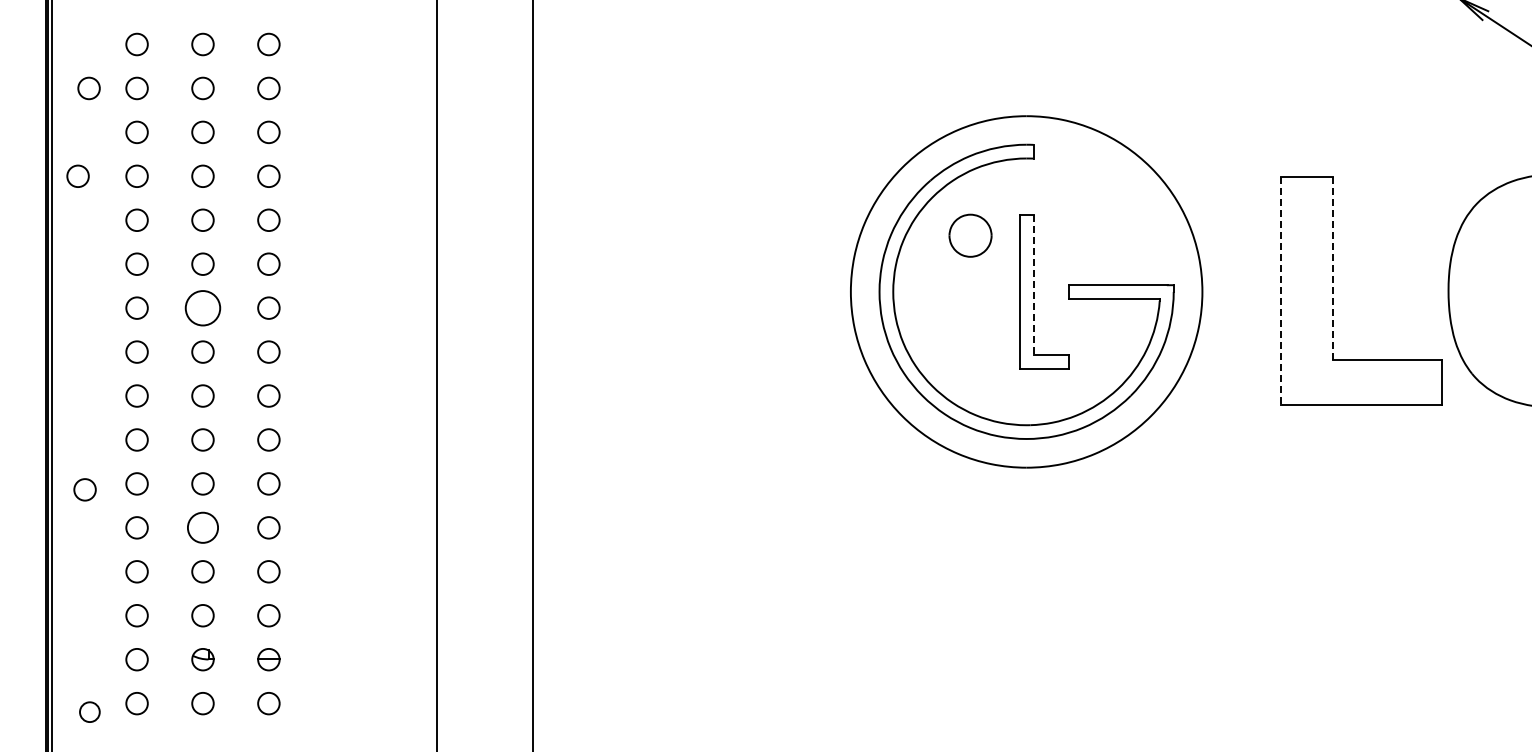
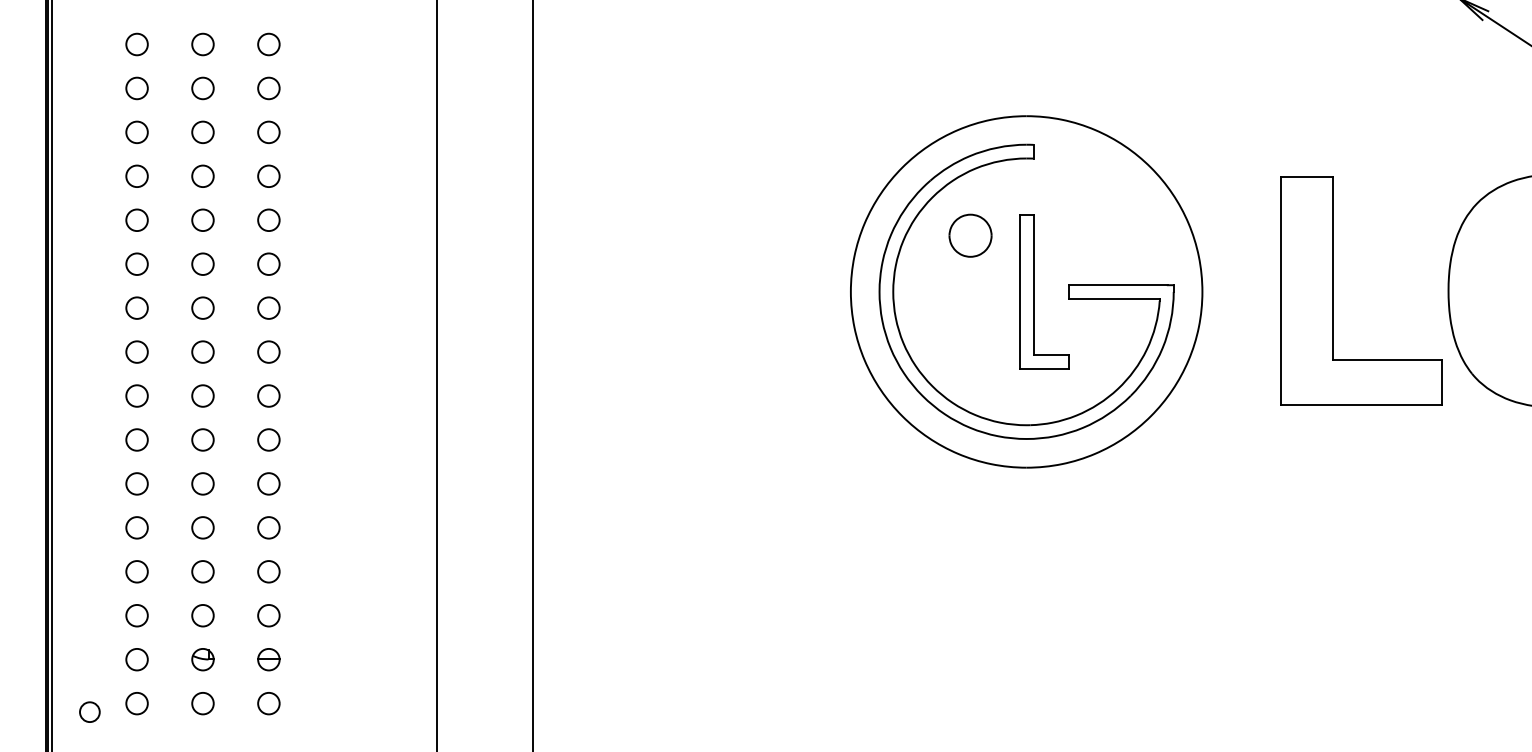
circle: present -> none (88, 88)
circle: present -> none (77, 175)
line: dashed -> solid (1333, 268)
line: dashed -> solid (1033, 285)
line: dashed -> solid (1280, 291)
circle size: 38x37 px -> 24x24 px (202, 307)
circle: present -> none (84, 489)
circle size: 32x33 px -> 24x24 px (202, 527)
